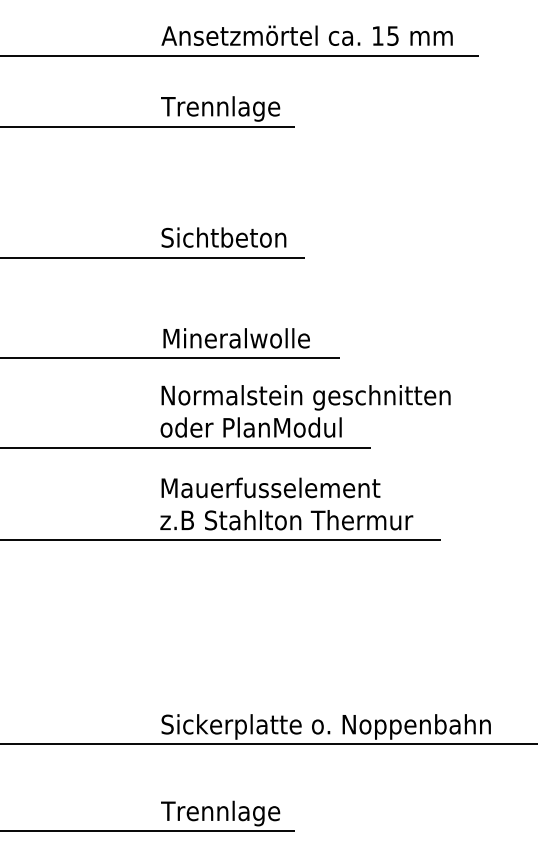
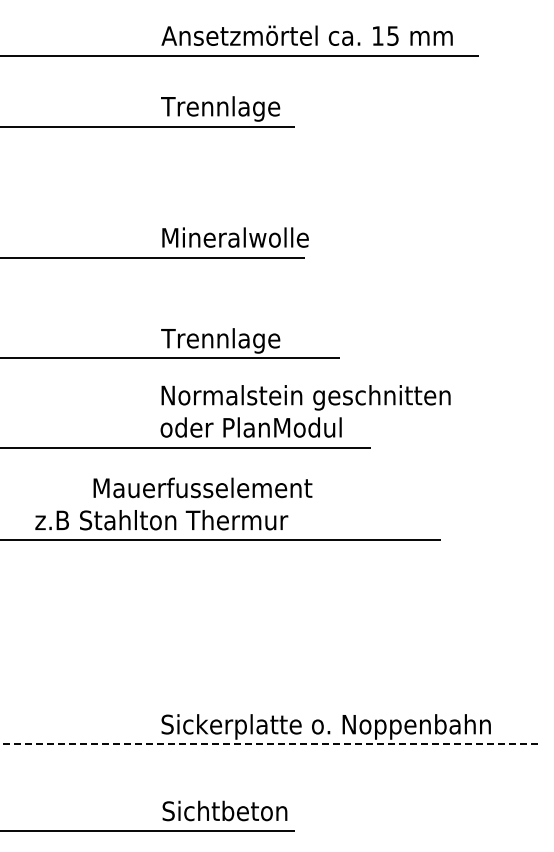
text: Sichtbeton -> Mineralwolle (234, 237)
text: Mineralwolle -> Trennlage (235, 340)
text position: (270, 487) -> (202, 487) (202, 487)
text position: (286, 520) -> (161, 520) (161, 520)
line: solid -> dashed (268, 744)
text: Trennlage -> Sichtbeton (224, 813)
